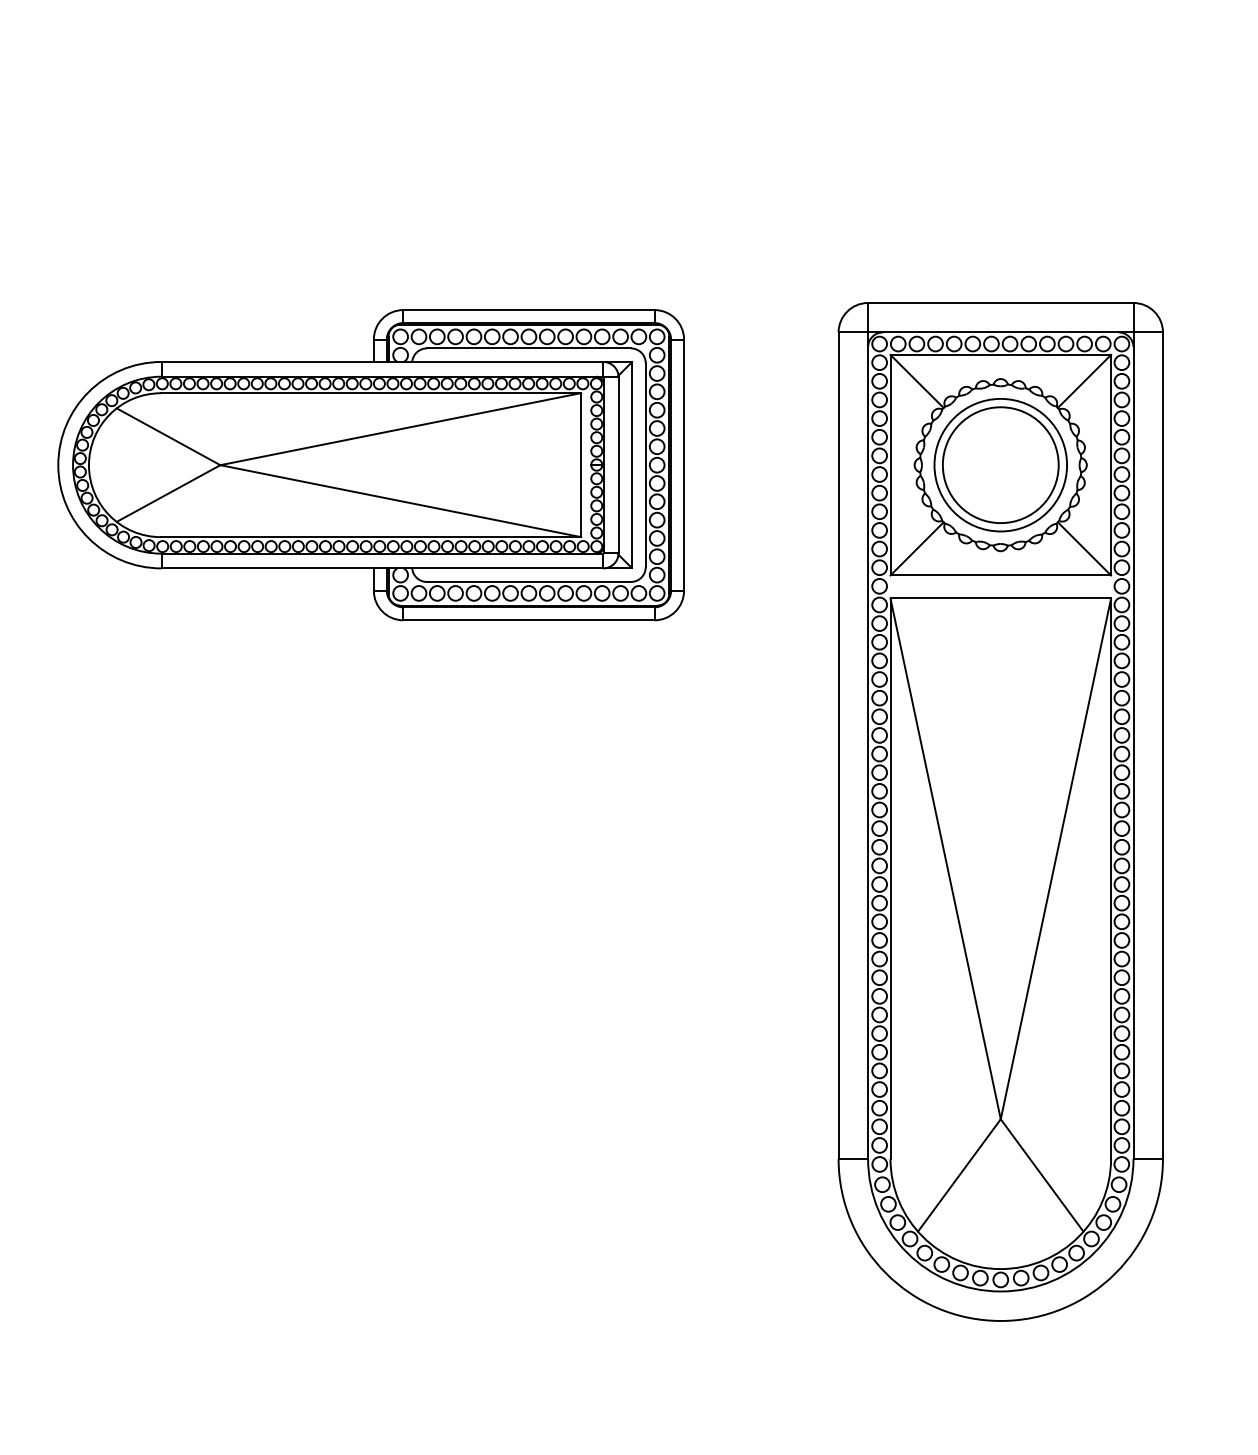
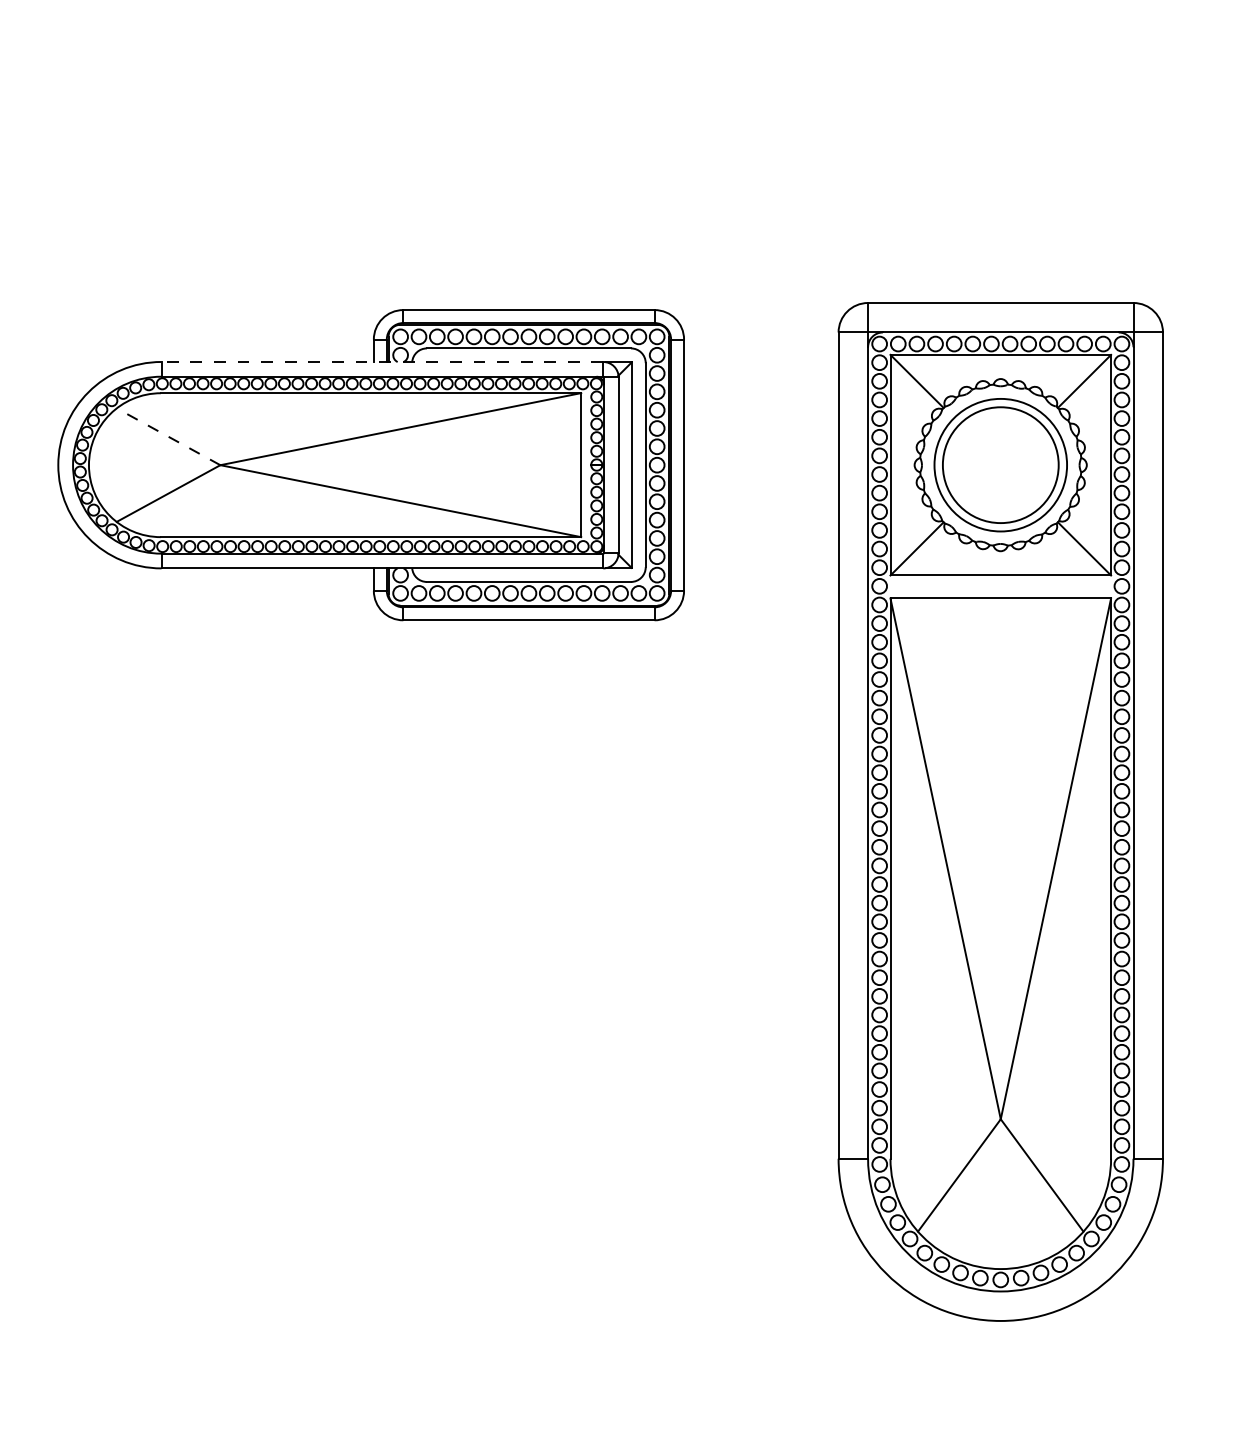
line: solid -> dashed (382, 361)
line: solid -> dashed (168, 436)
